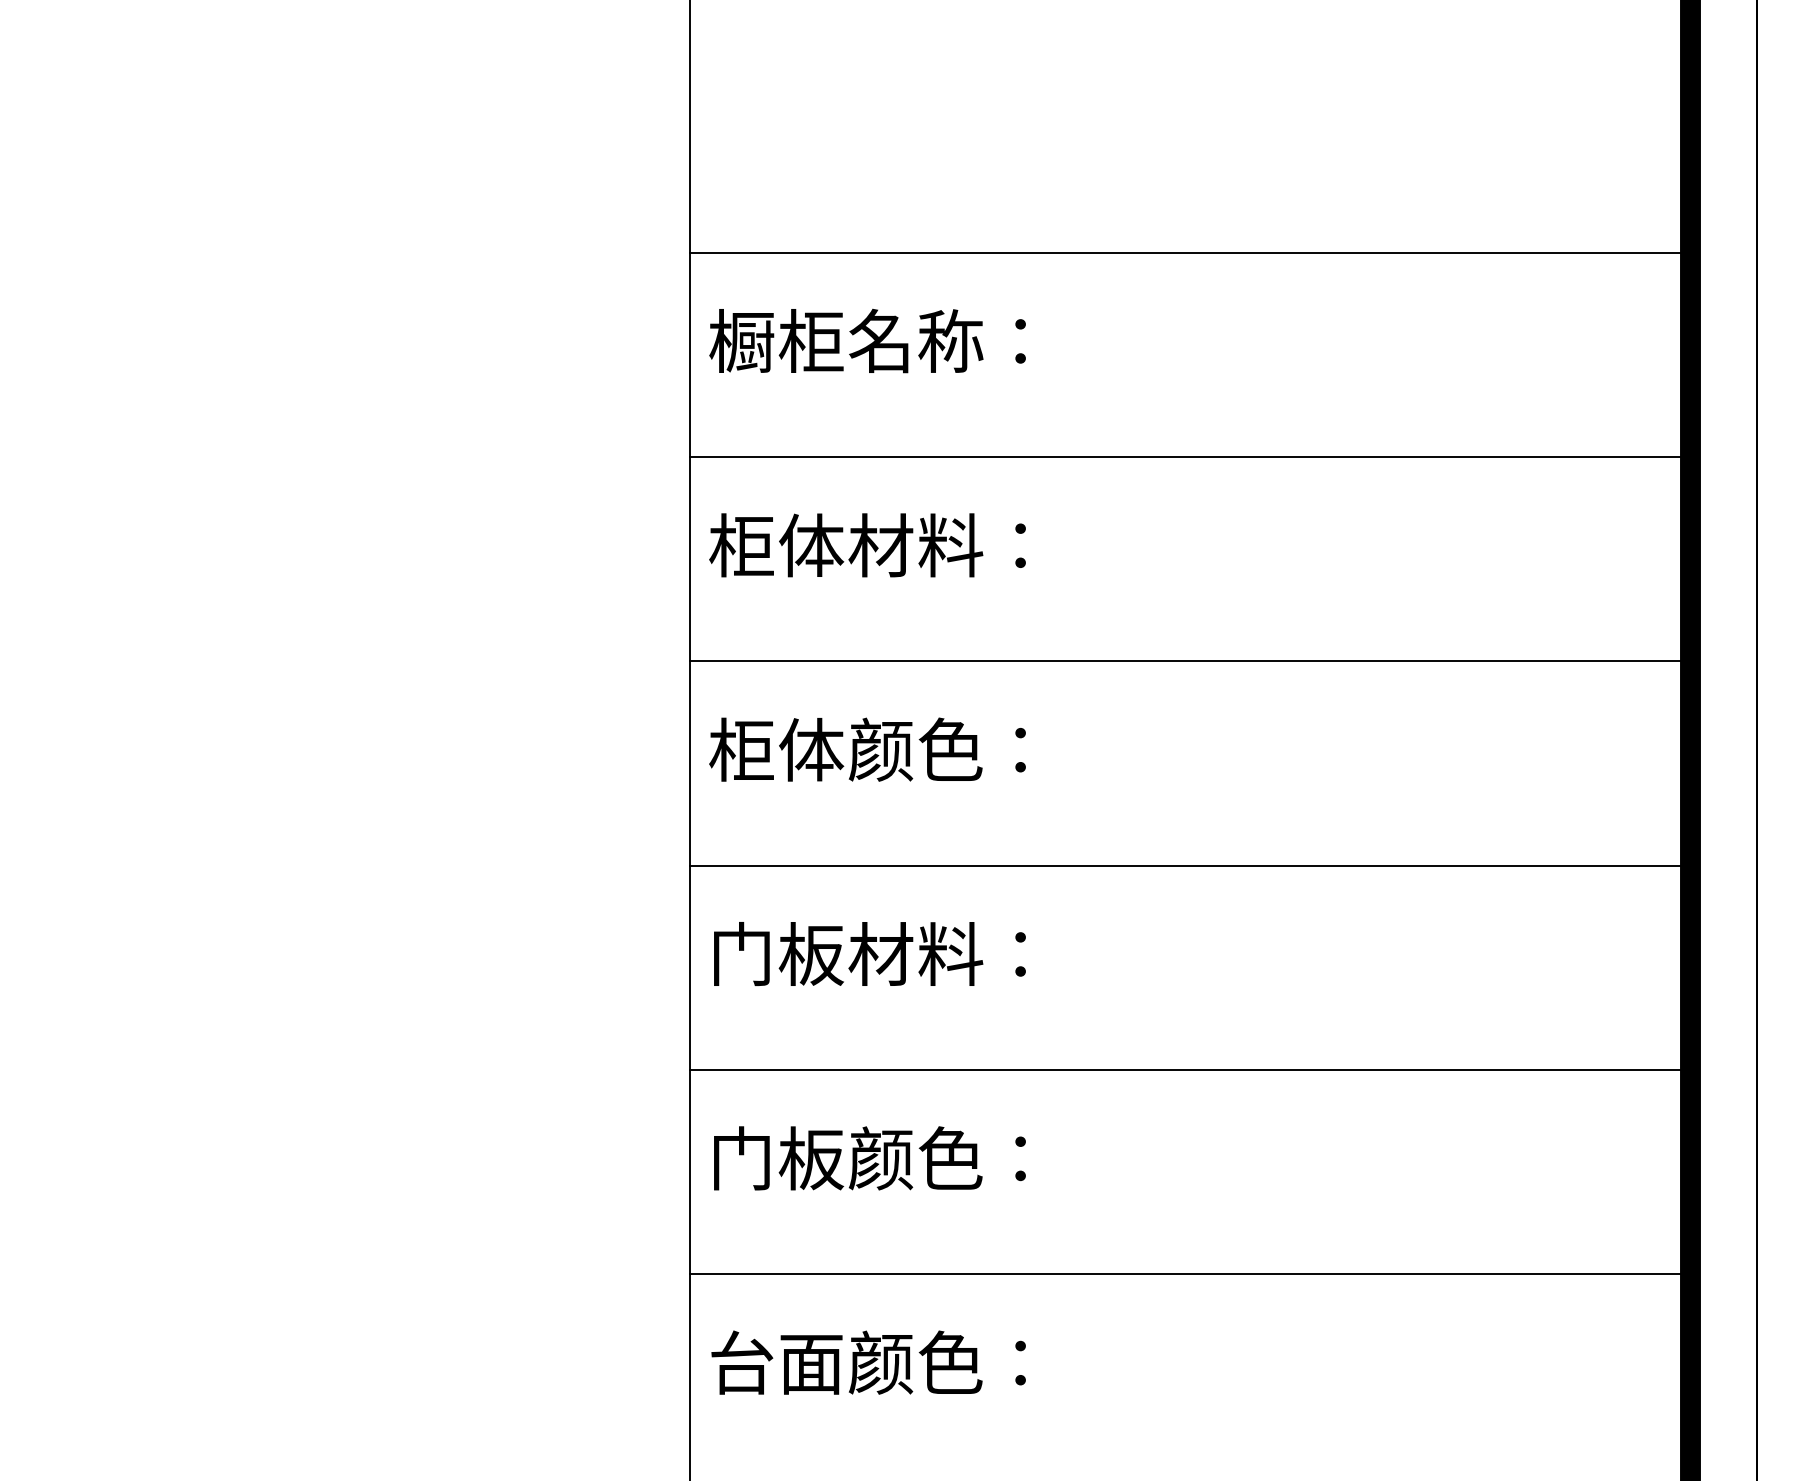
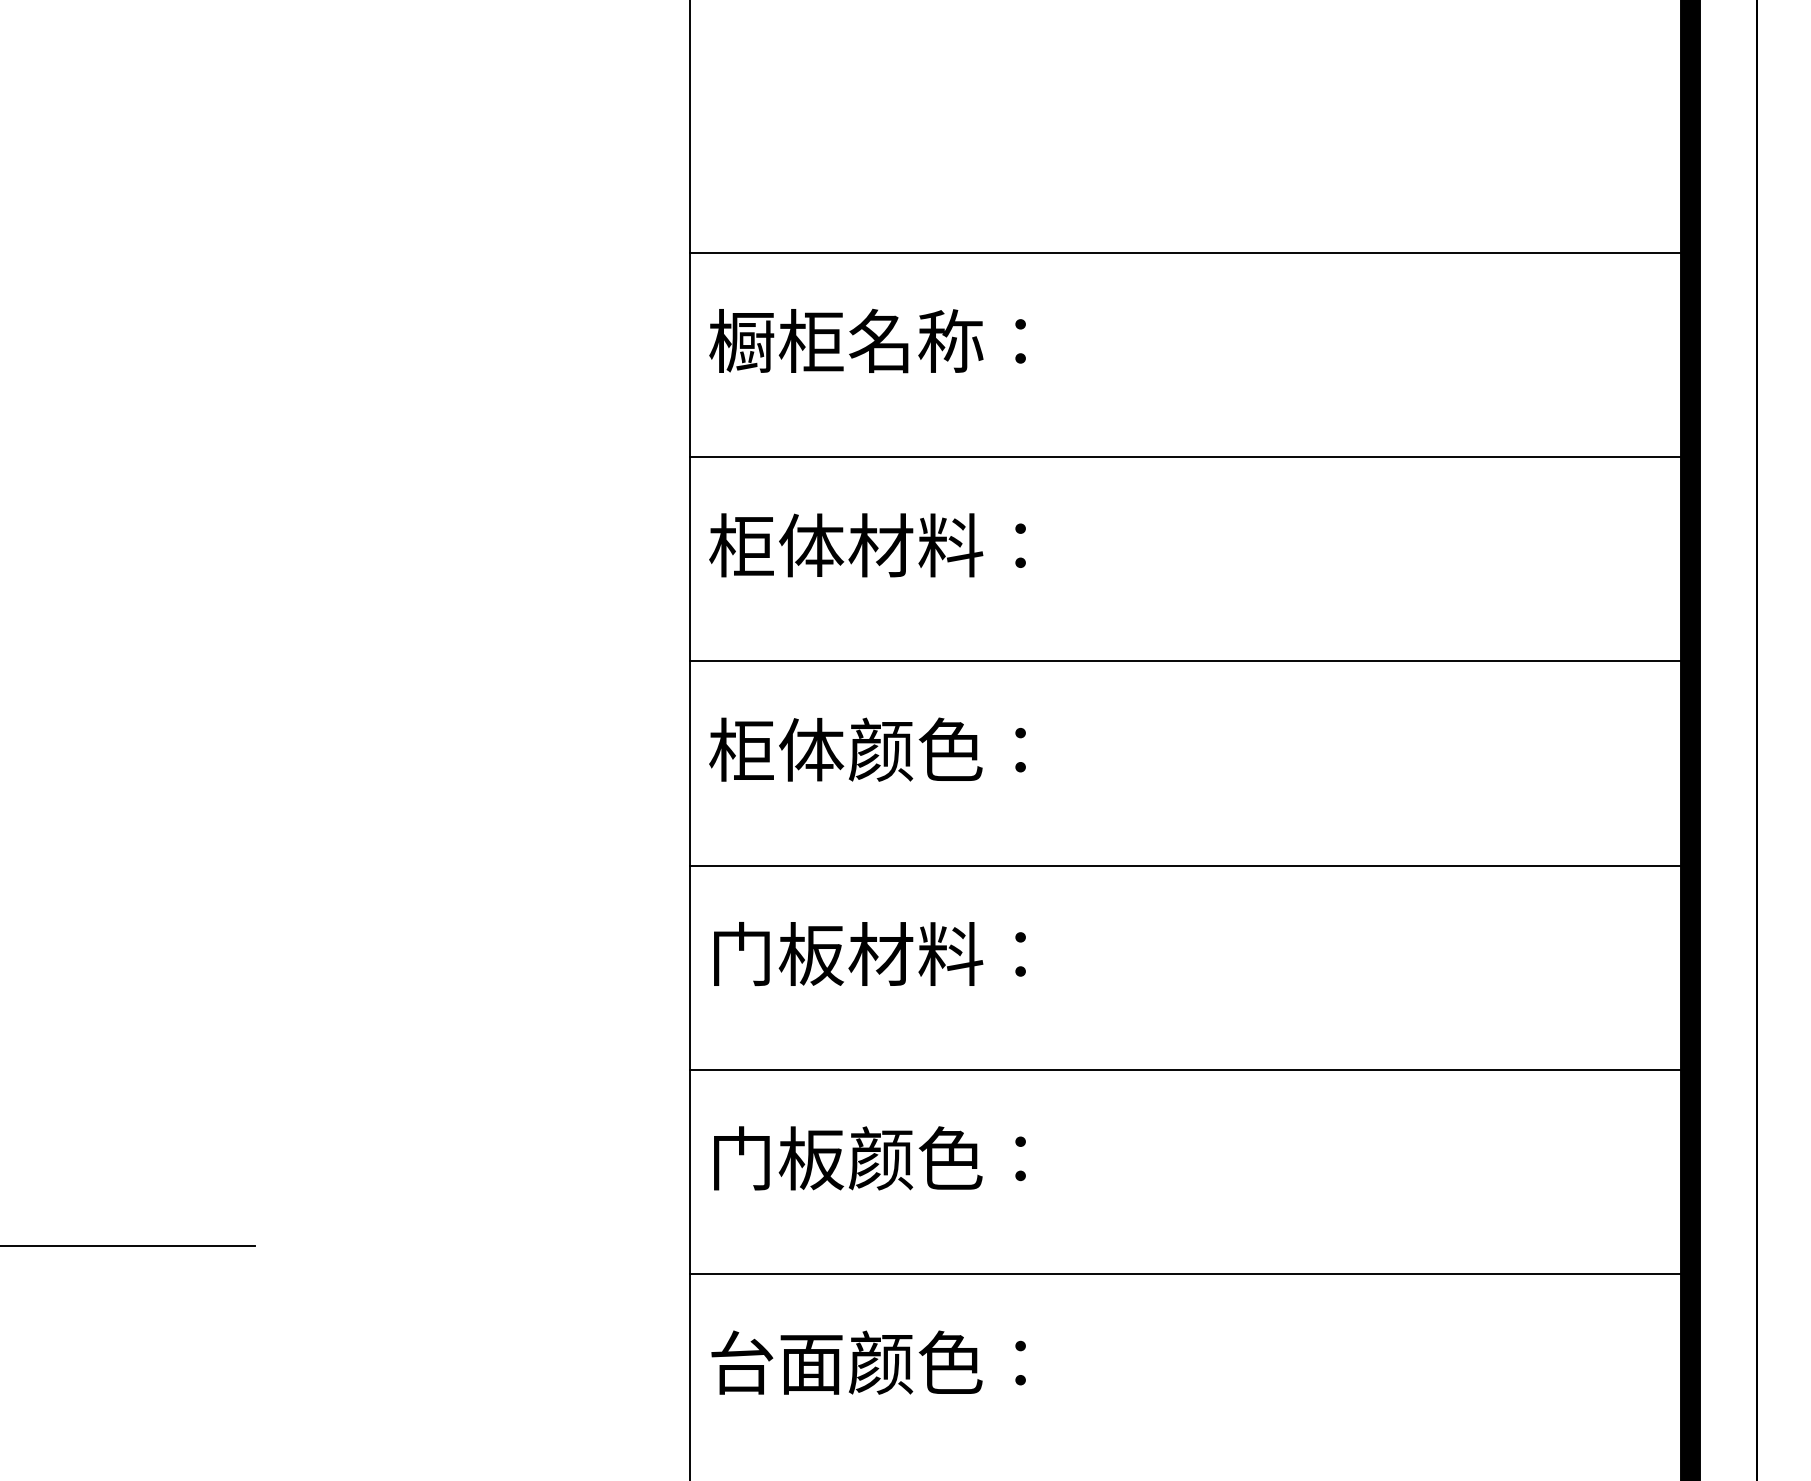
line: none -> present (128, 1245)
